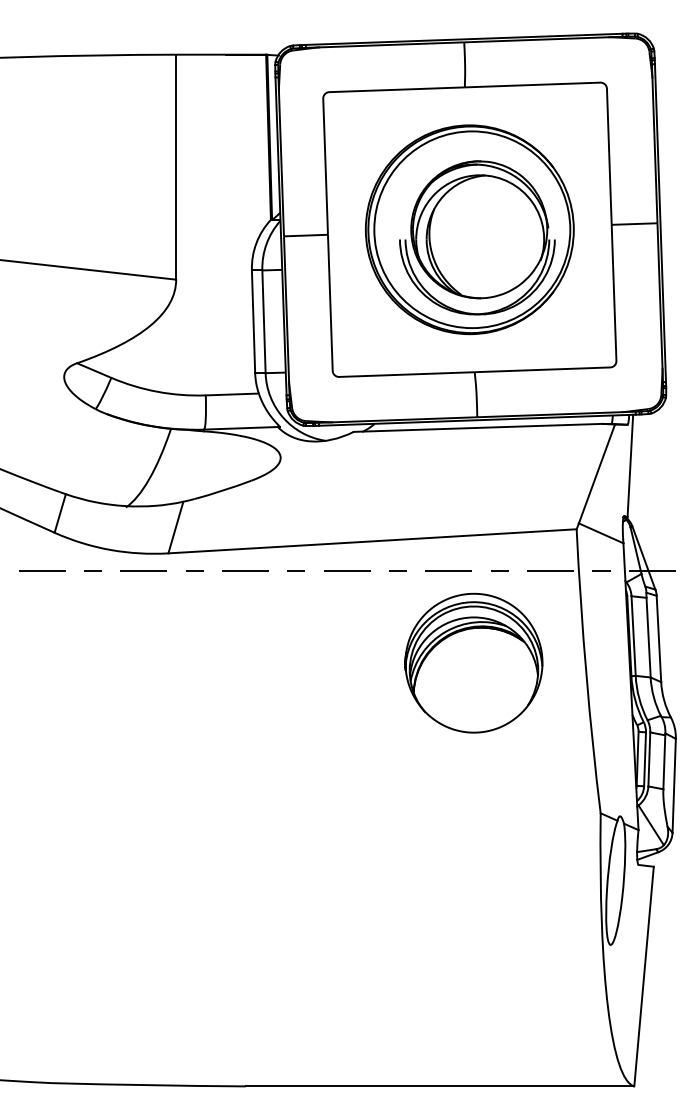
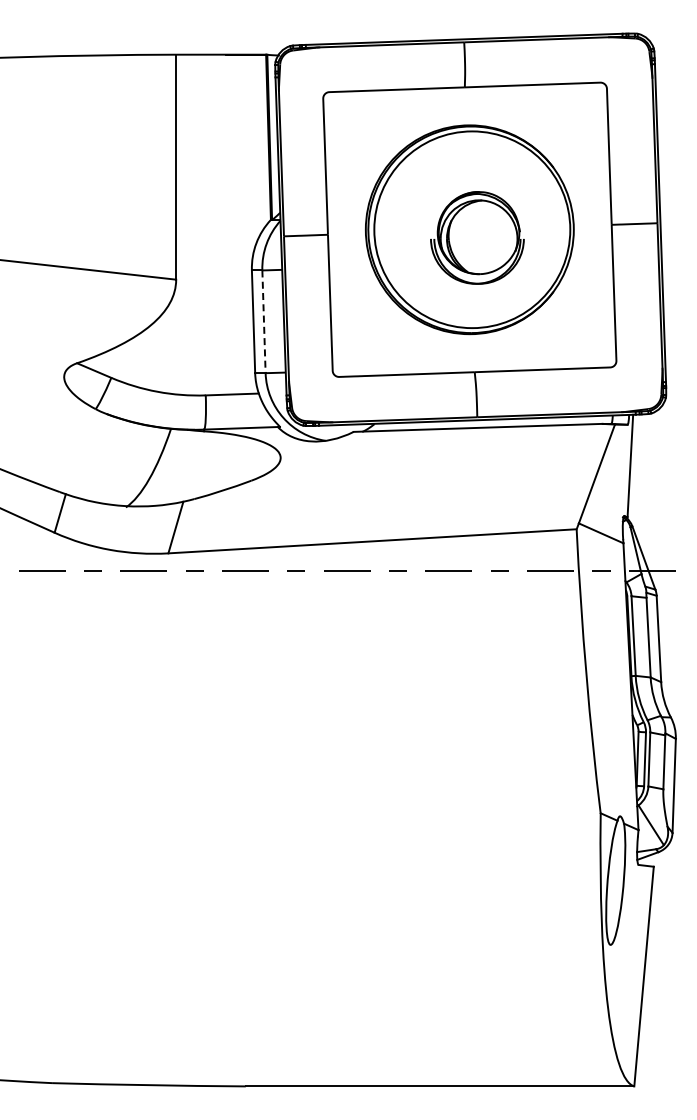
part size: 157x156 px -> 95x94 px (477, 237)
line: solid -> dashed (264, 322)
part: present -> none (473, 662)
